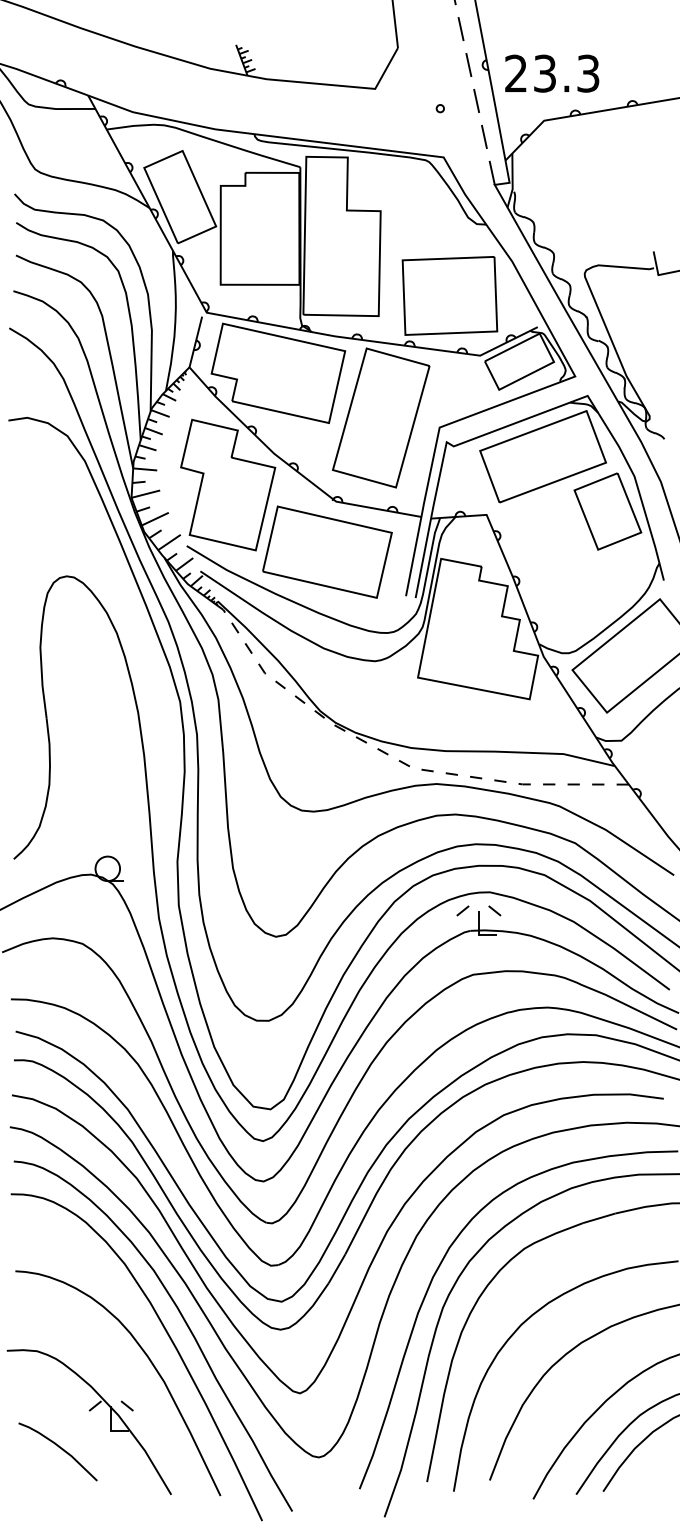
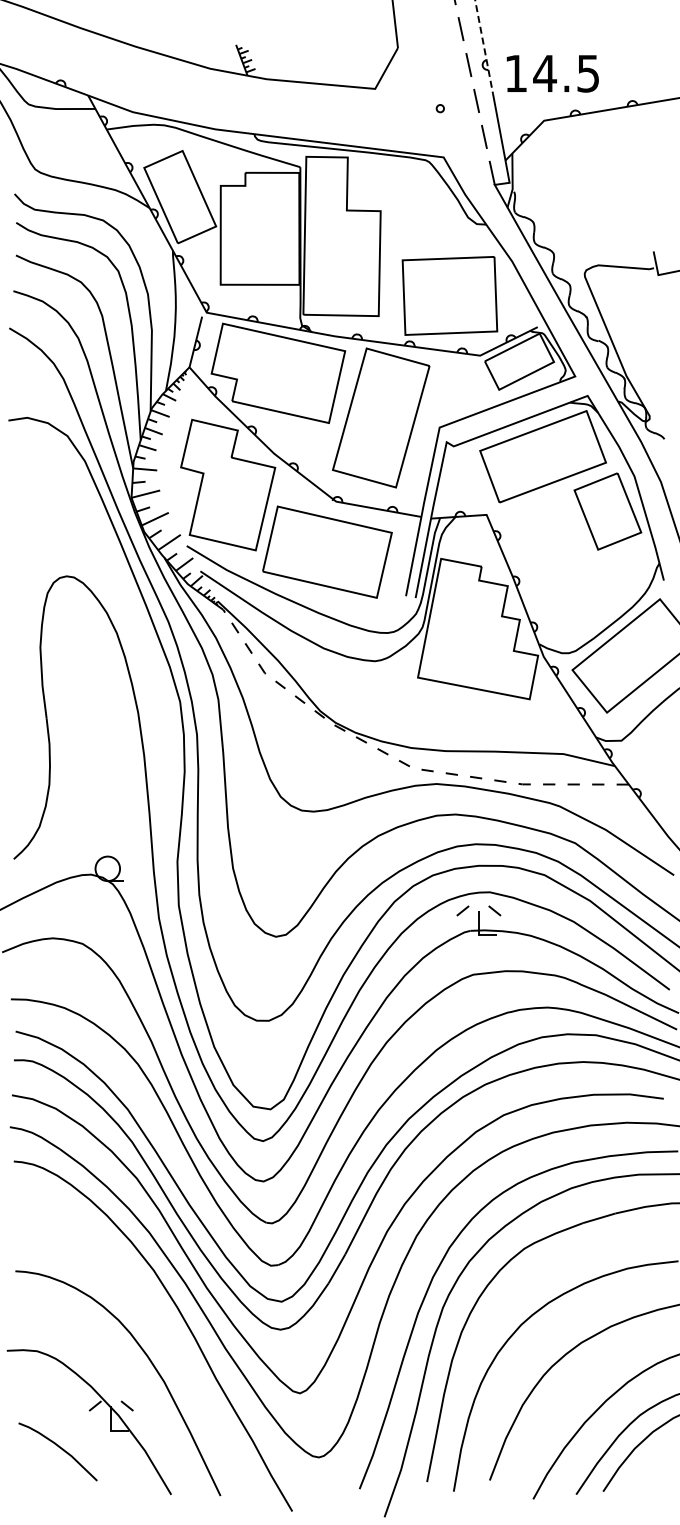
line: solid -> dashed (484, 48)
text: 23.3 -> 14.5 (552, 73)
curve: present -> none (167, 1335)
